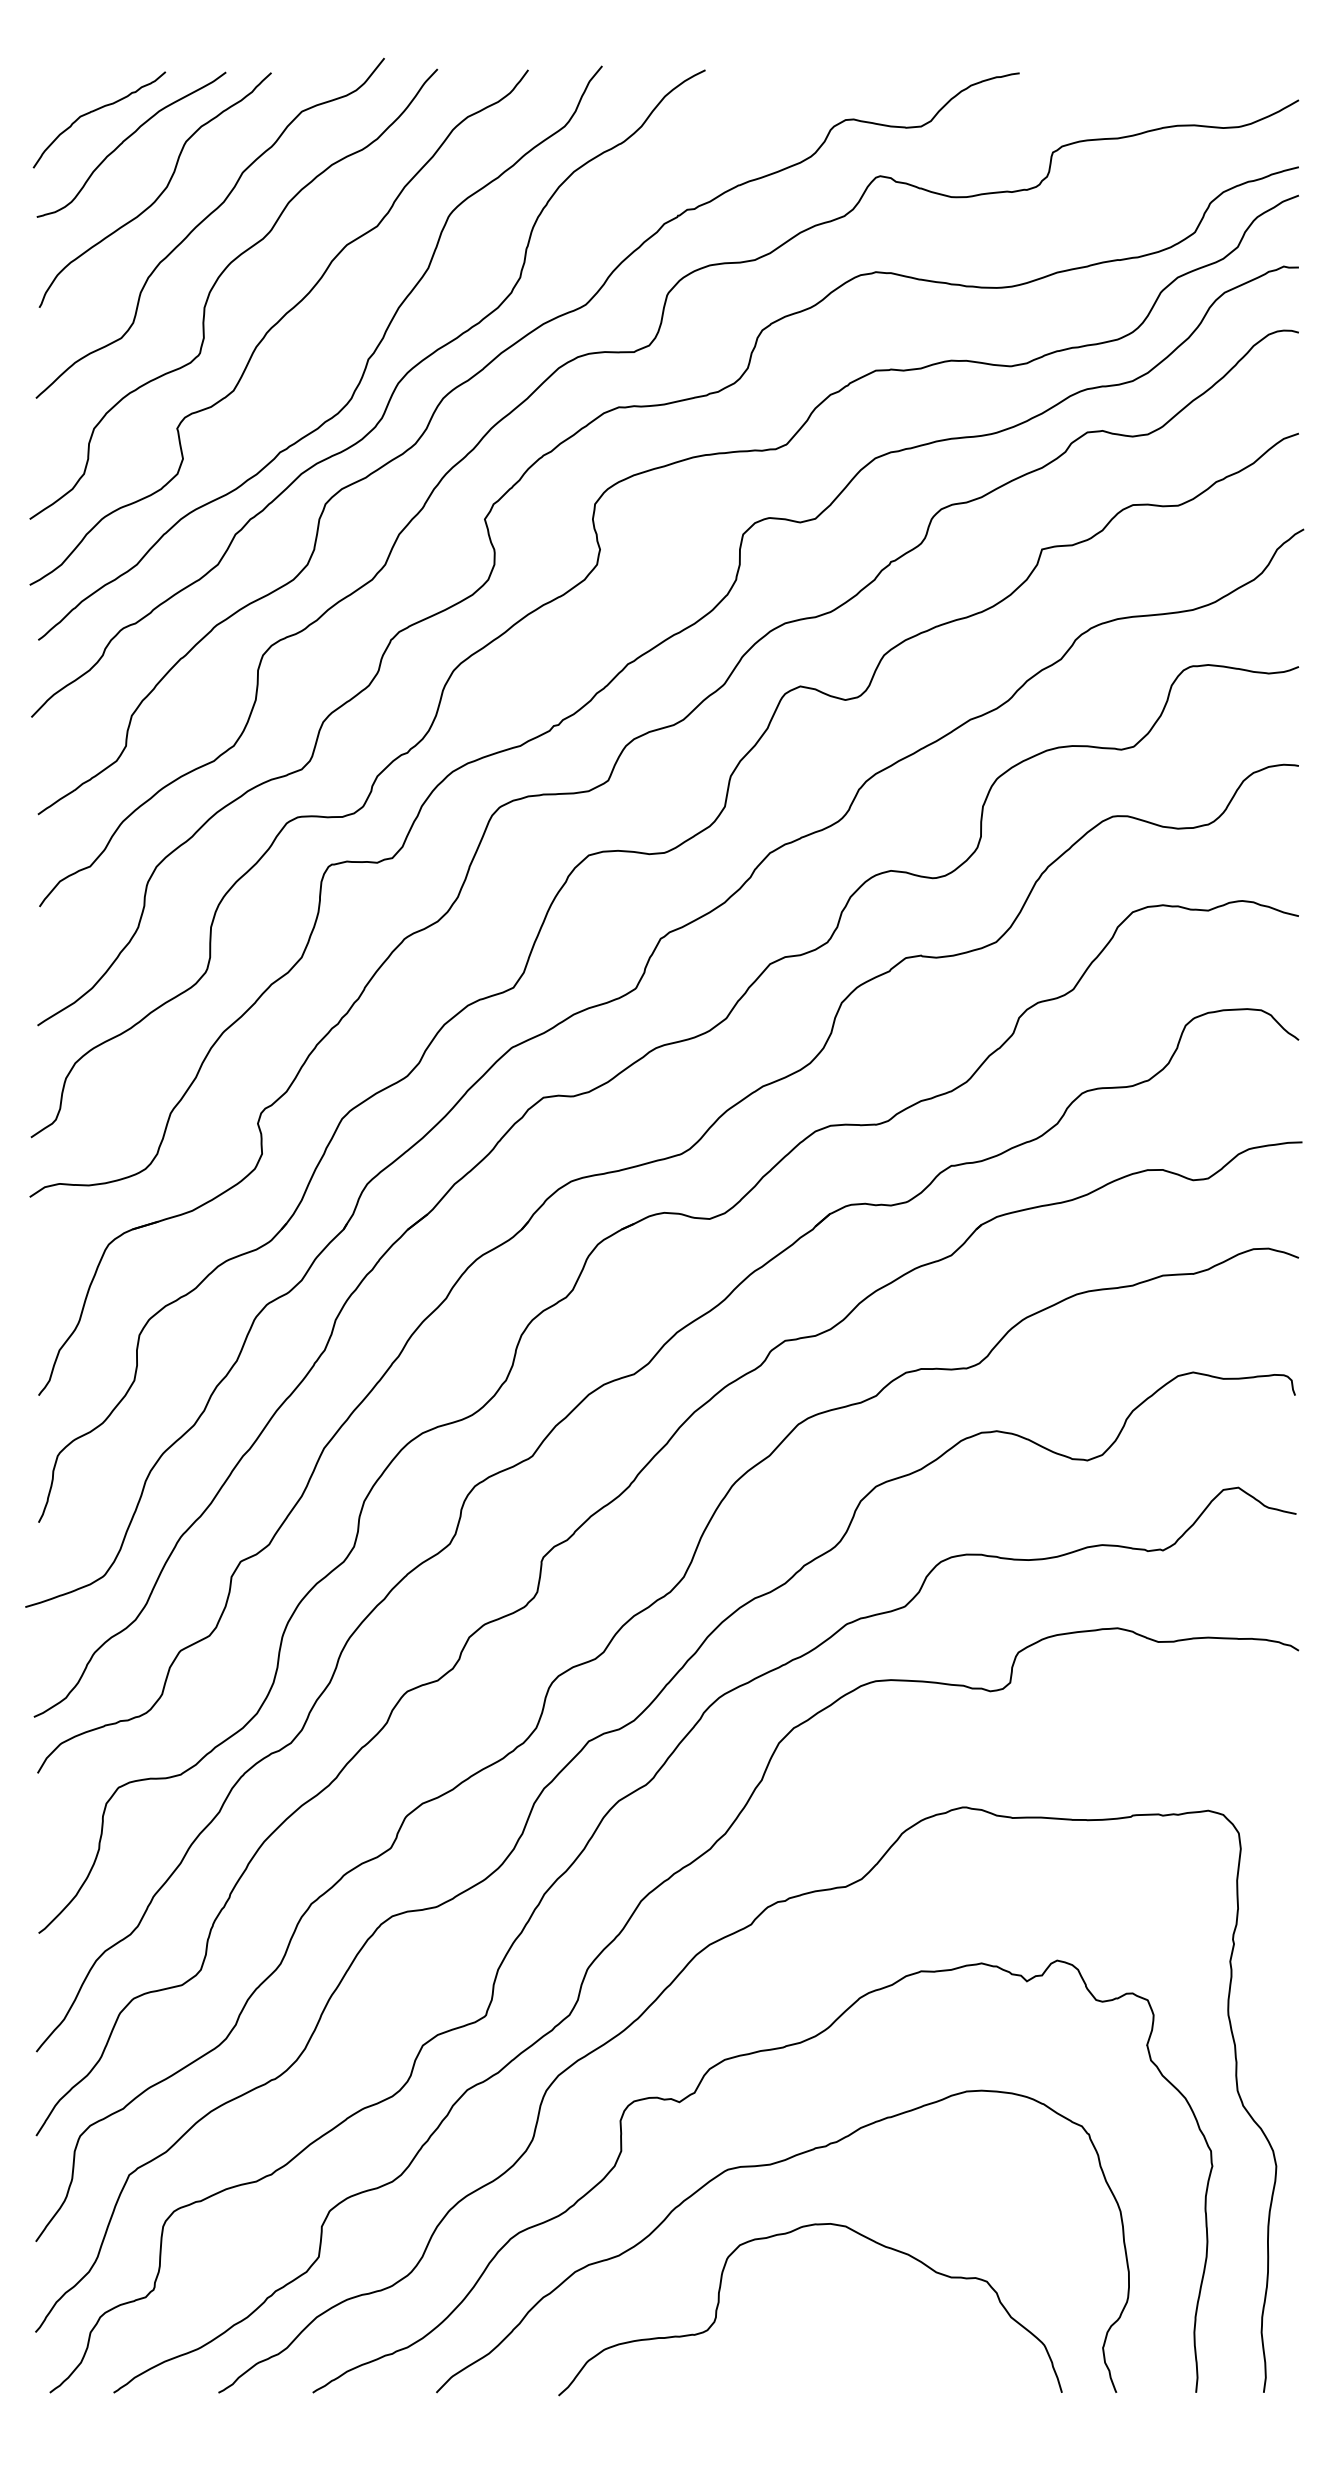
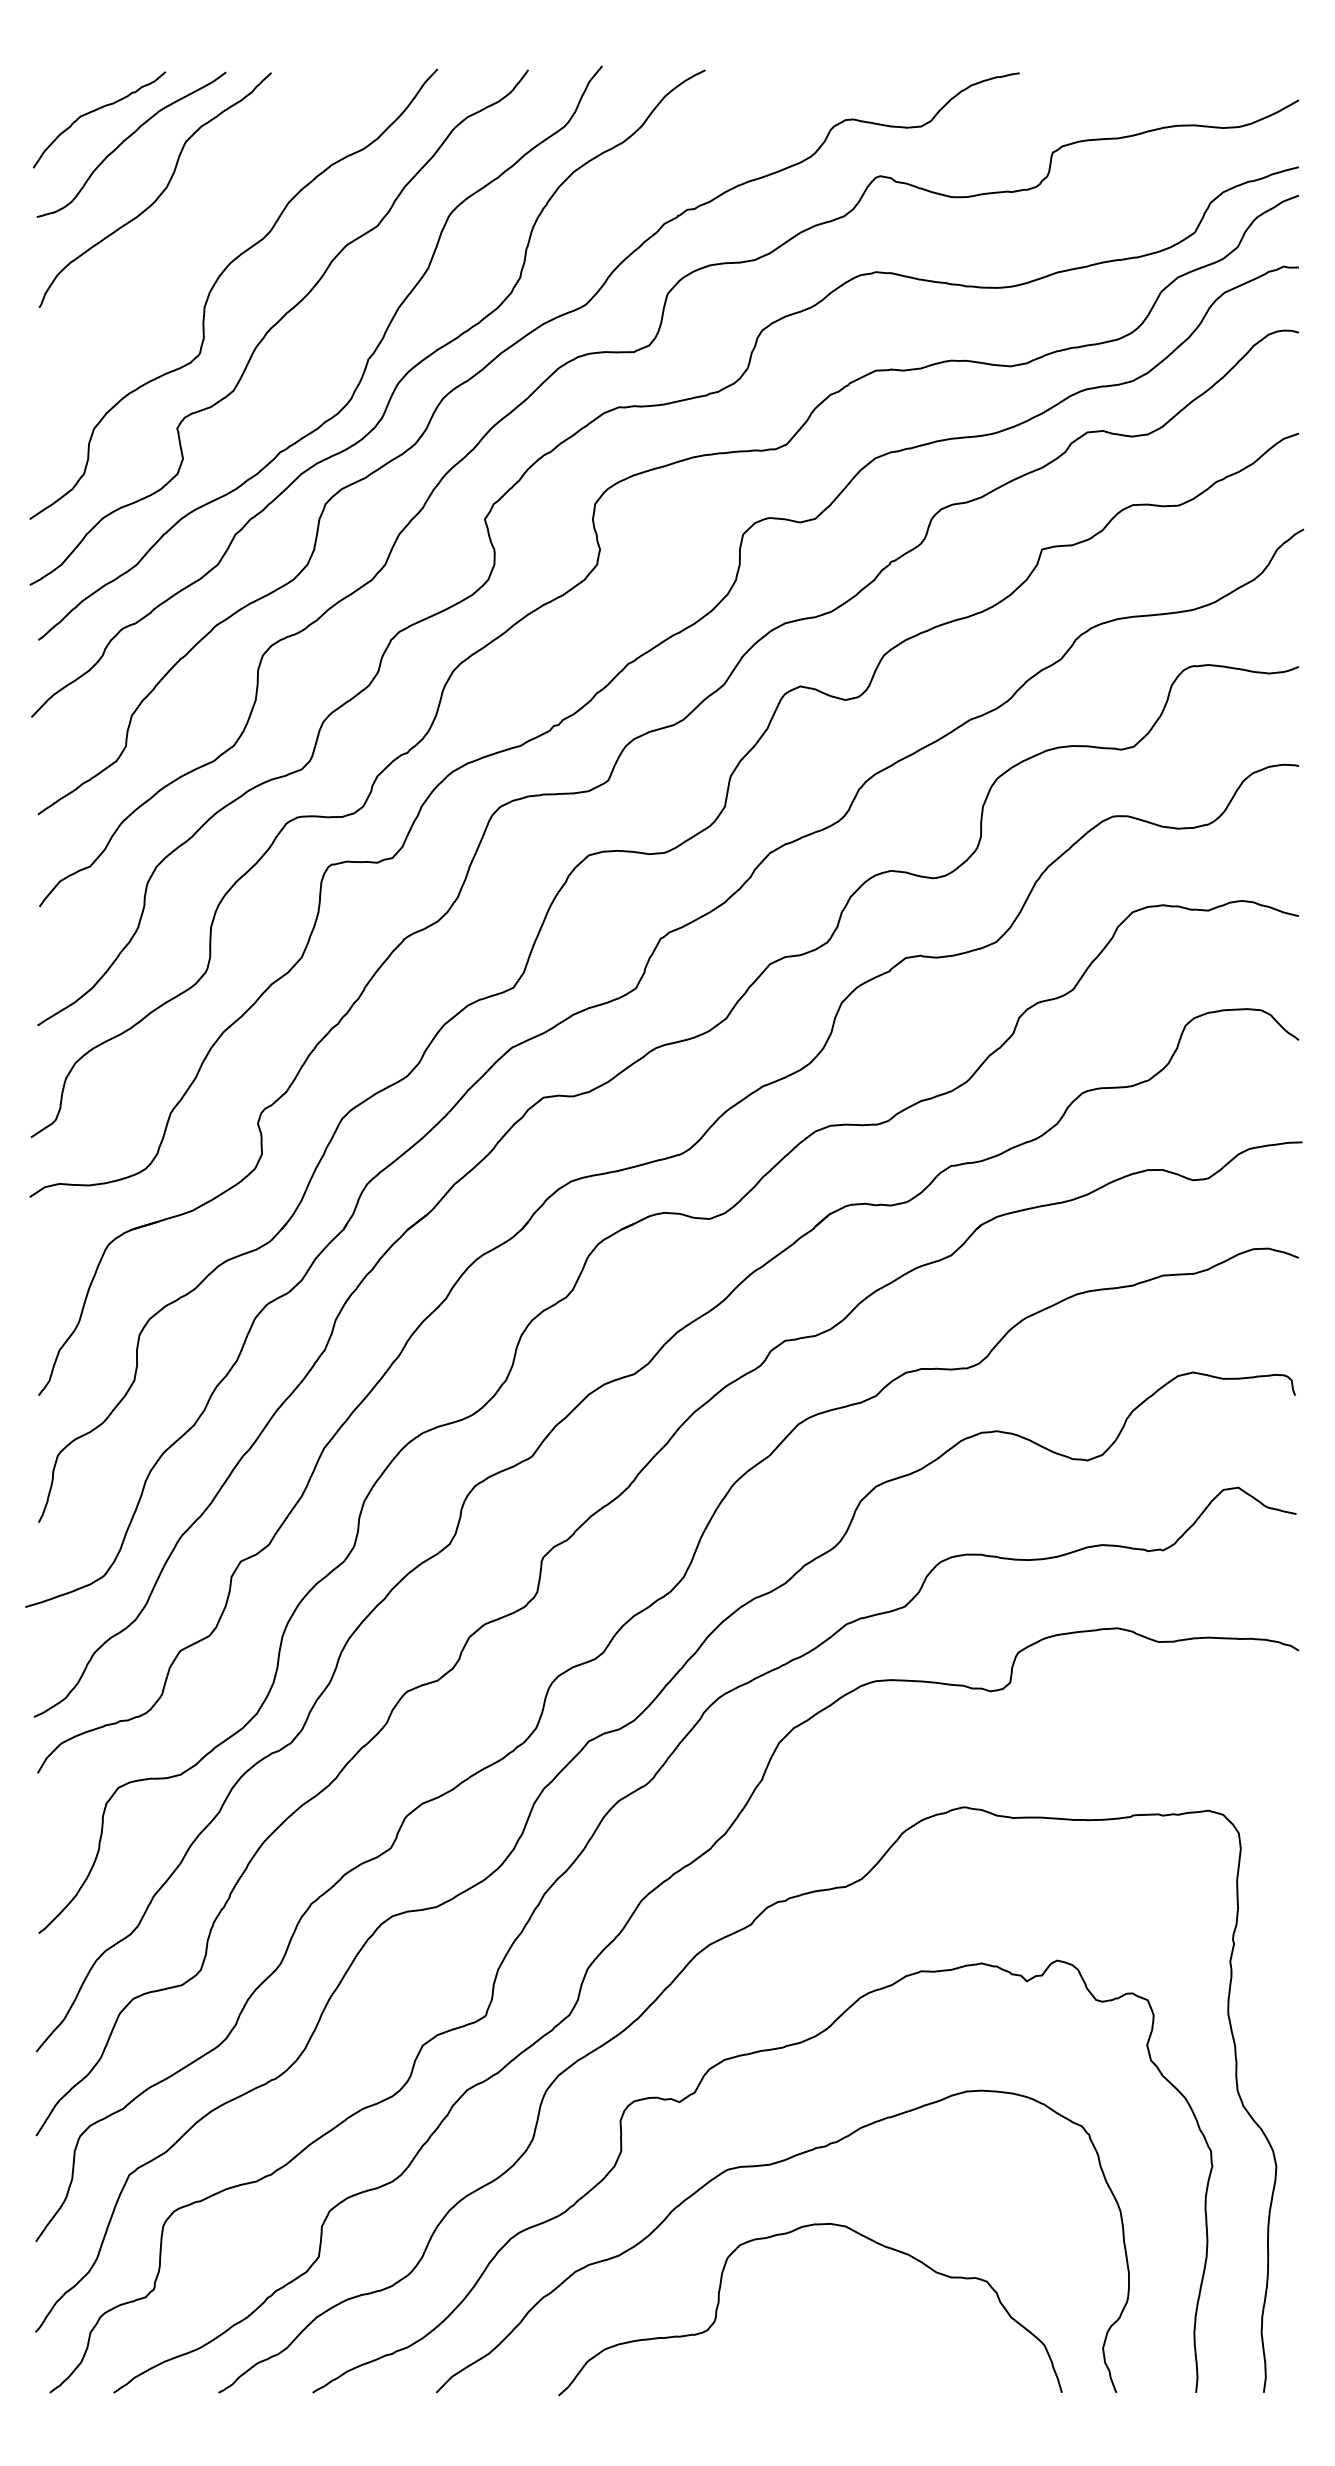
curve: present -> none (203, 221)
